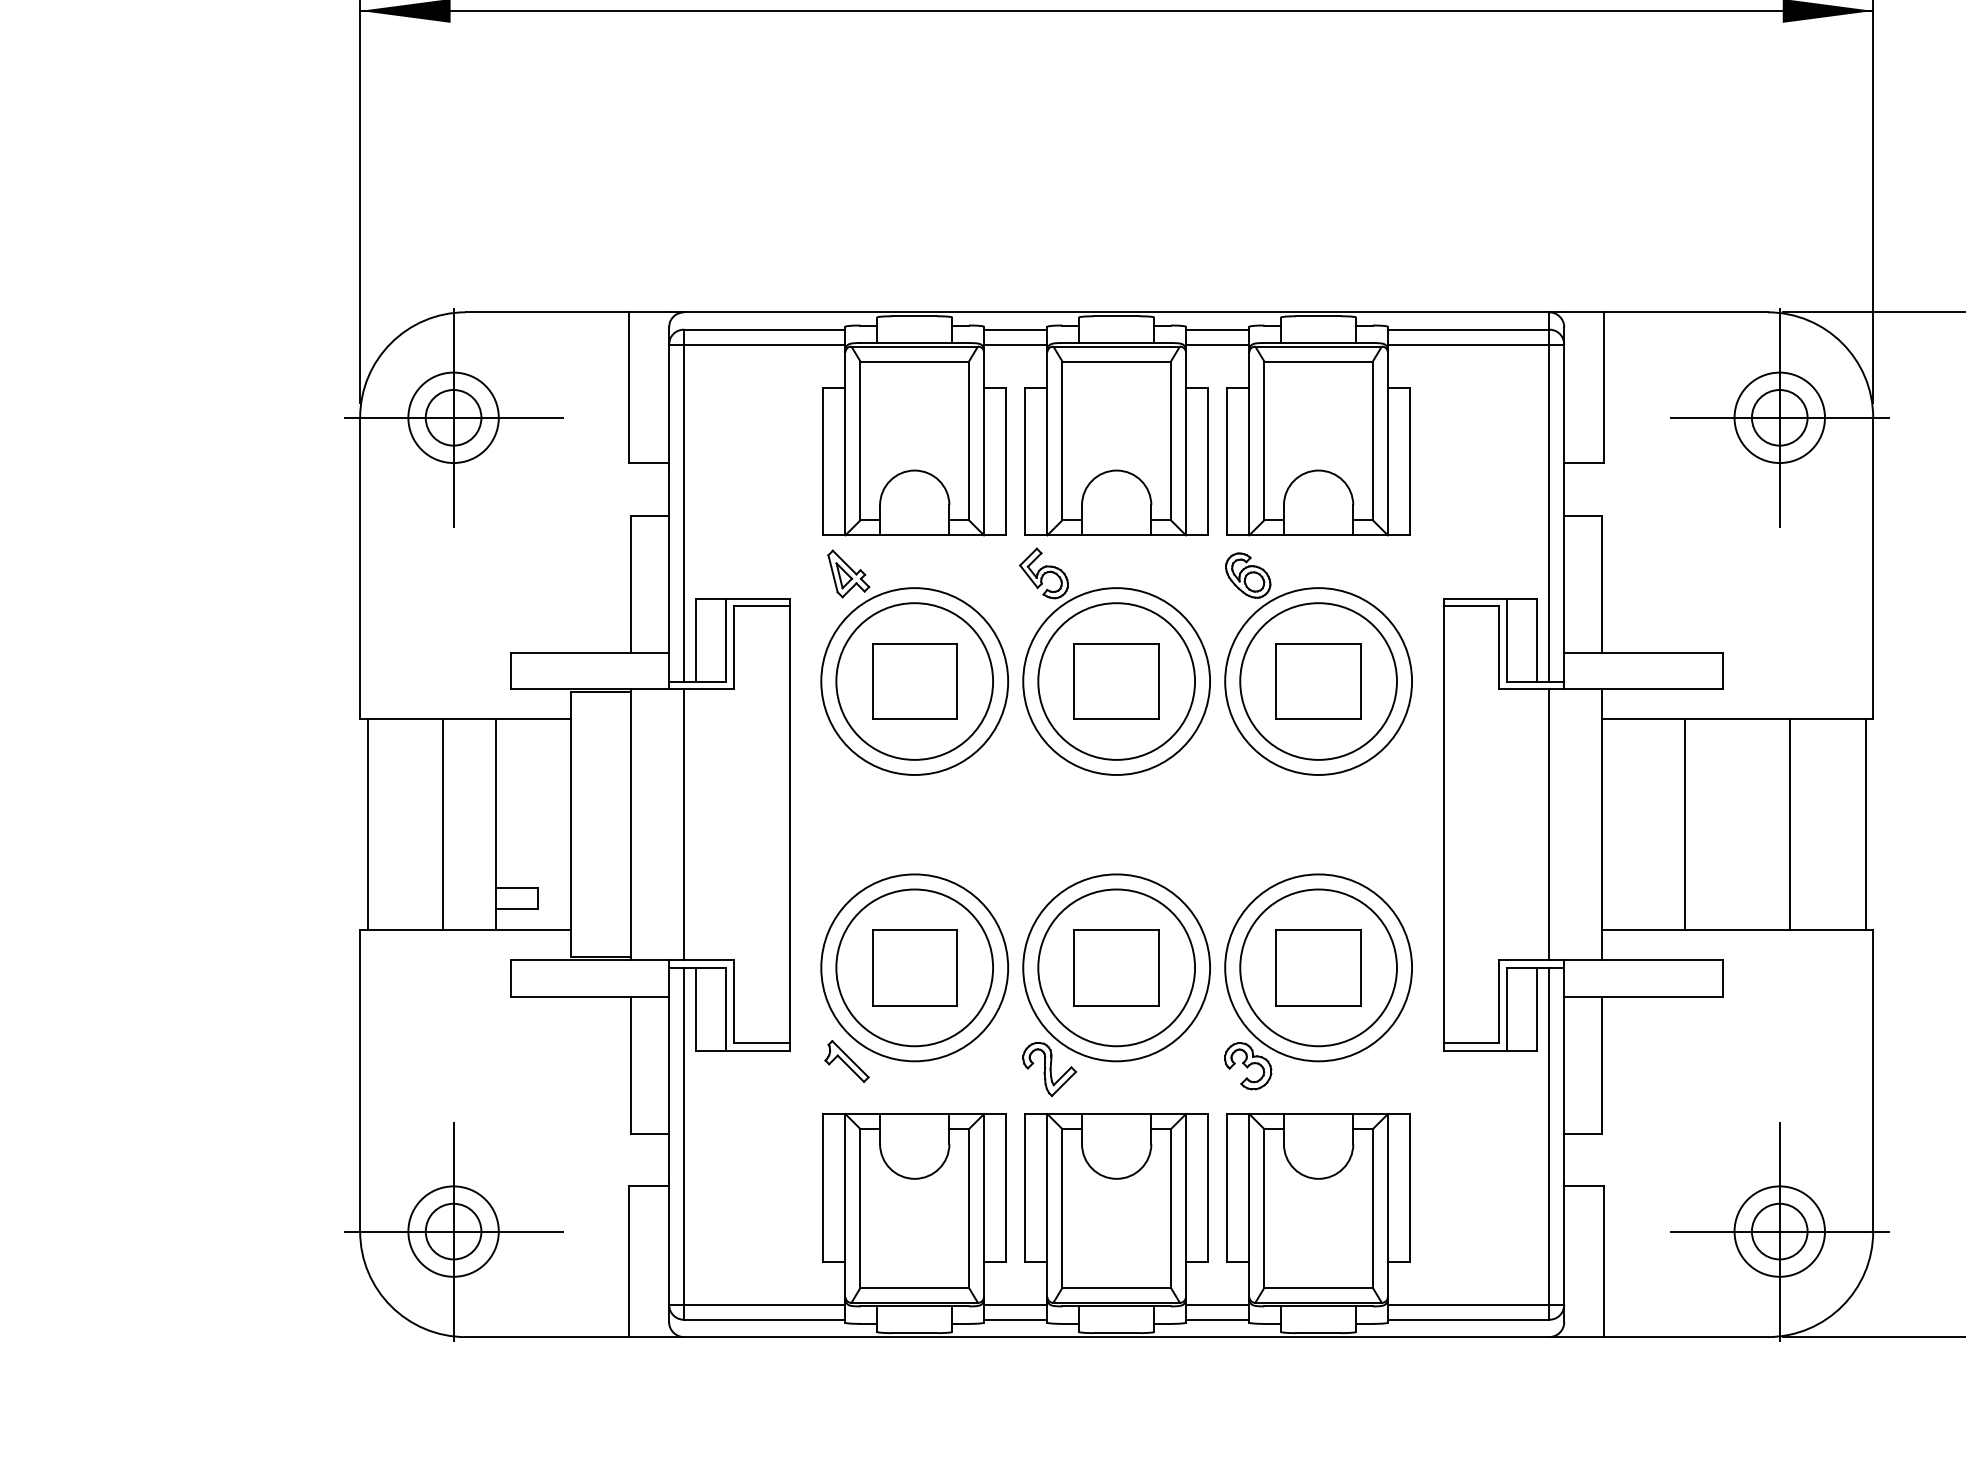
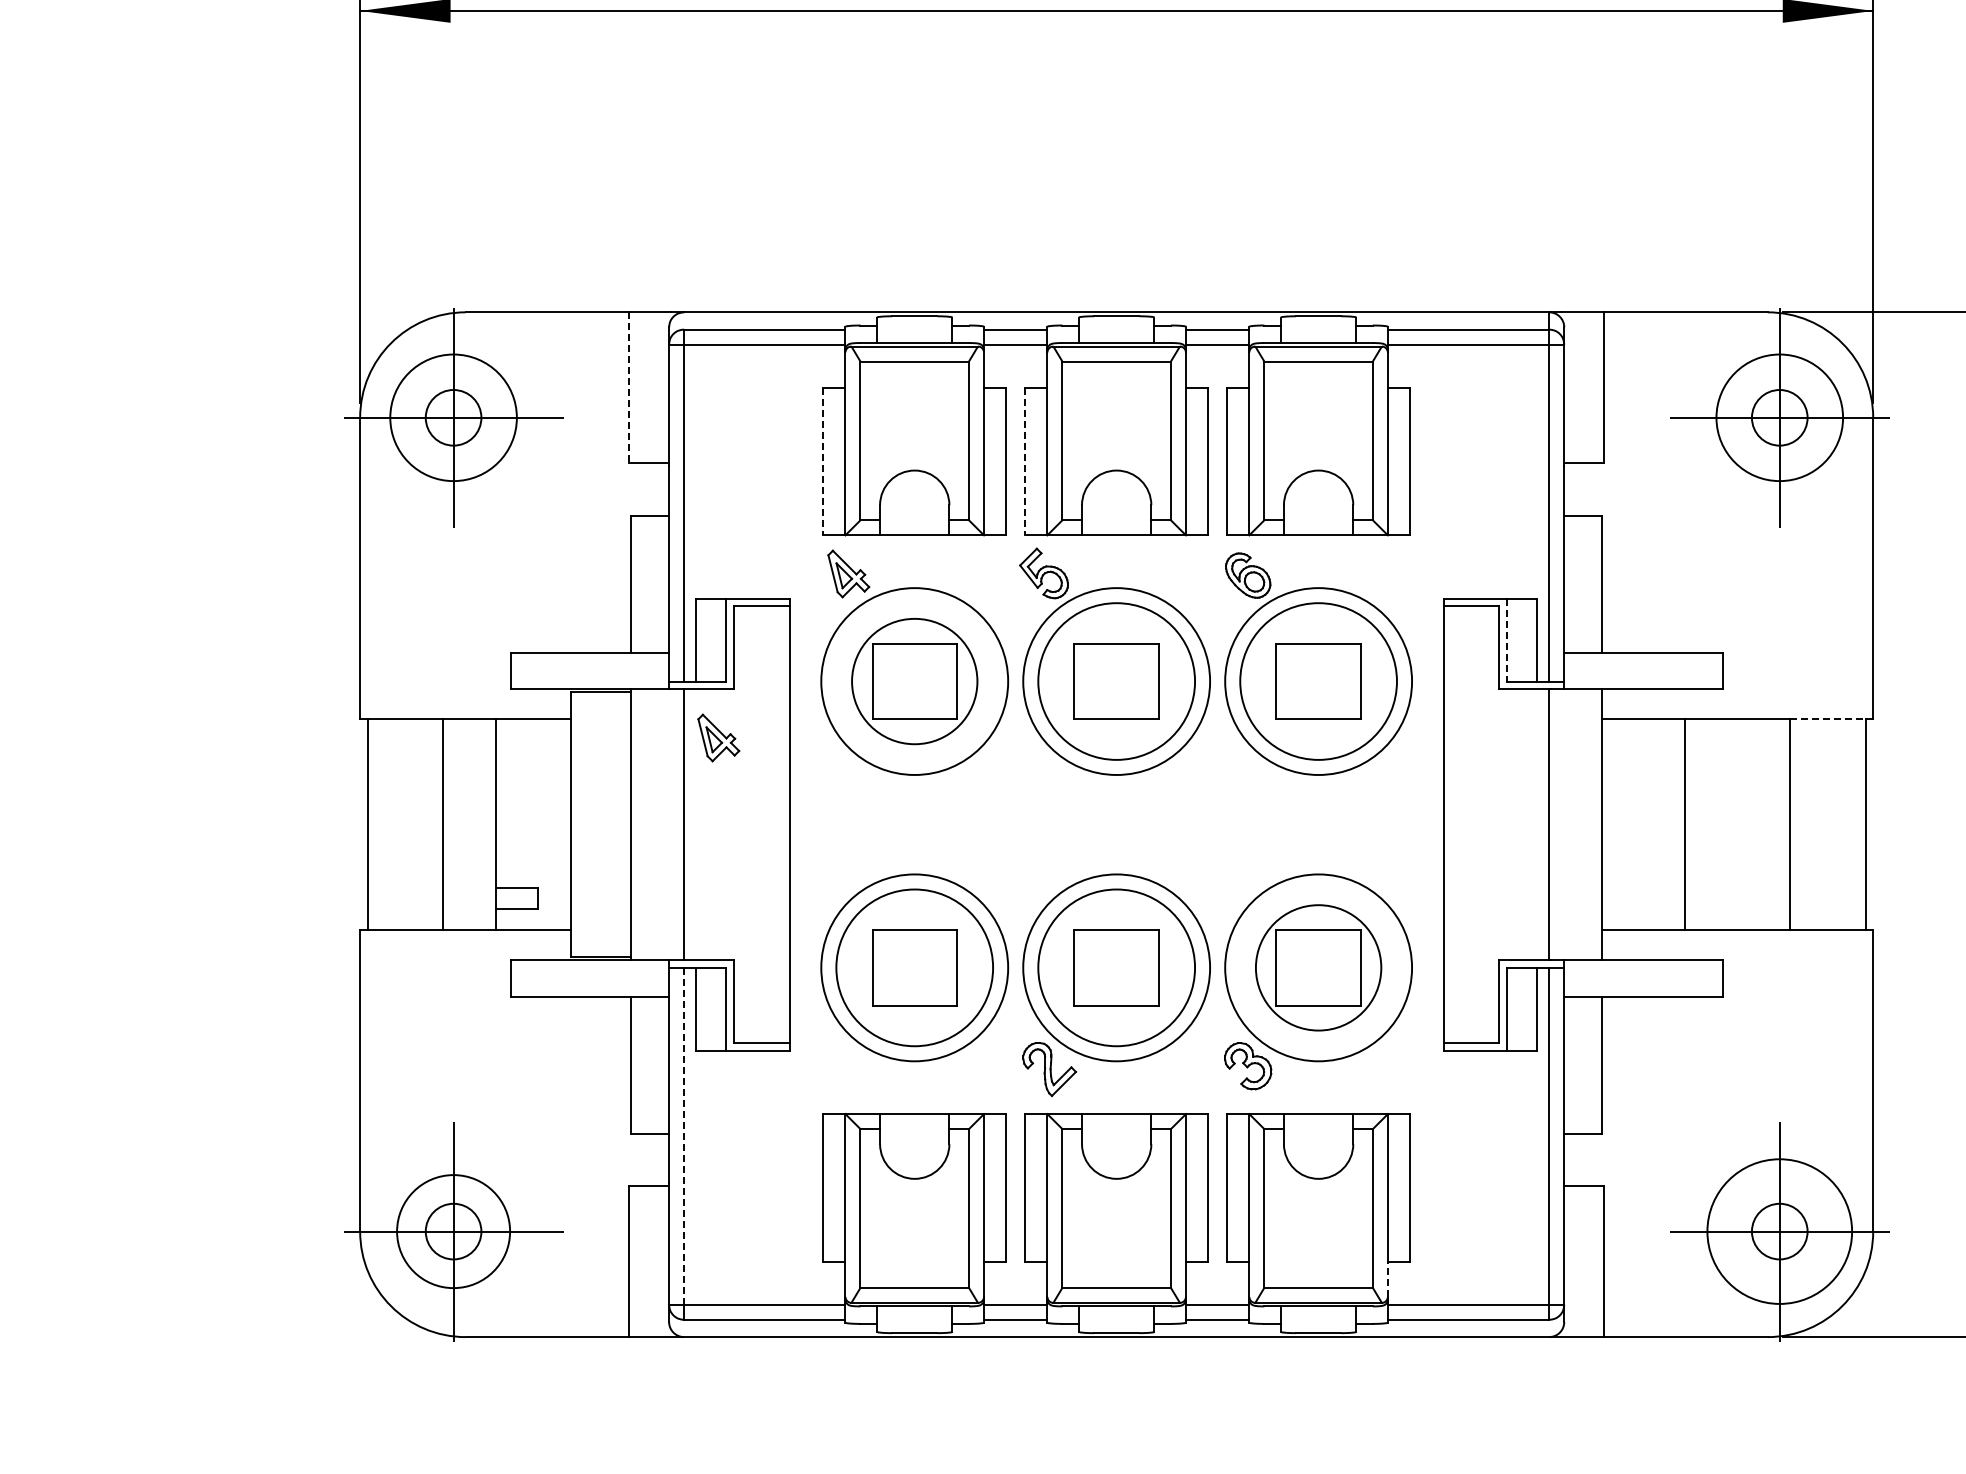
line: solid -> dashed (629, 388)
circle diameter: 90 px -> 127 px (453, 417)
circle diameter: 90 px -> 127 px (1779, 417)
line: solid -> dashed (823, 461)
line: solid -> dashed (1024, 461)
line: solid -> dashed (1507, 640)
circle diameter: 157 px -> 125 px (914, 681)
line: solid -> dashed (1827, 719)
part: none -> present (718, 737)
circle diameter: 157 px -> 125 px (1318, 967)
part: present -> none (846, 1061)
line: solid -> dashed (684, 1135)
circle diameter: 90 px -> 113 px (453, 1231)
circle diameter: 90 px -> 145 px (1779, 1231)
line: solid -> dashed (1387, 1279)
